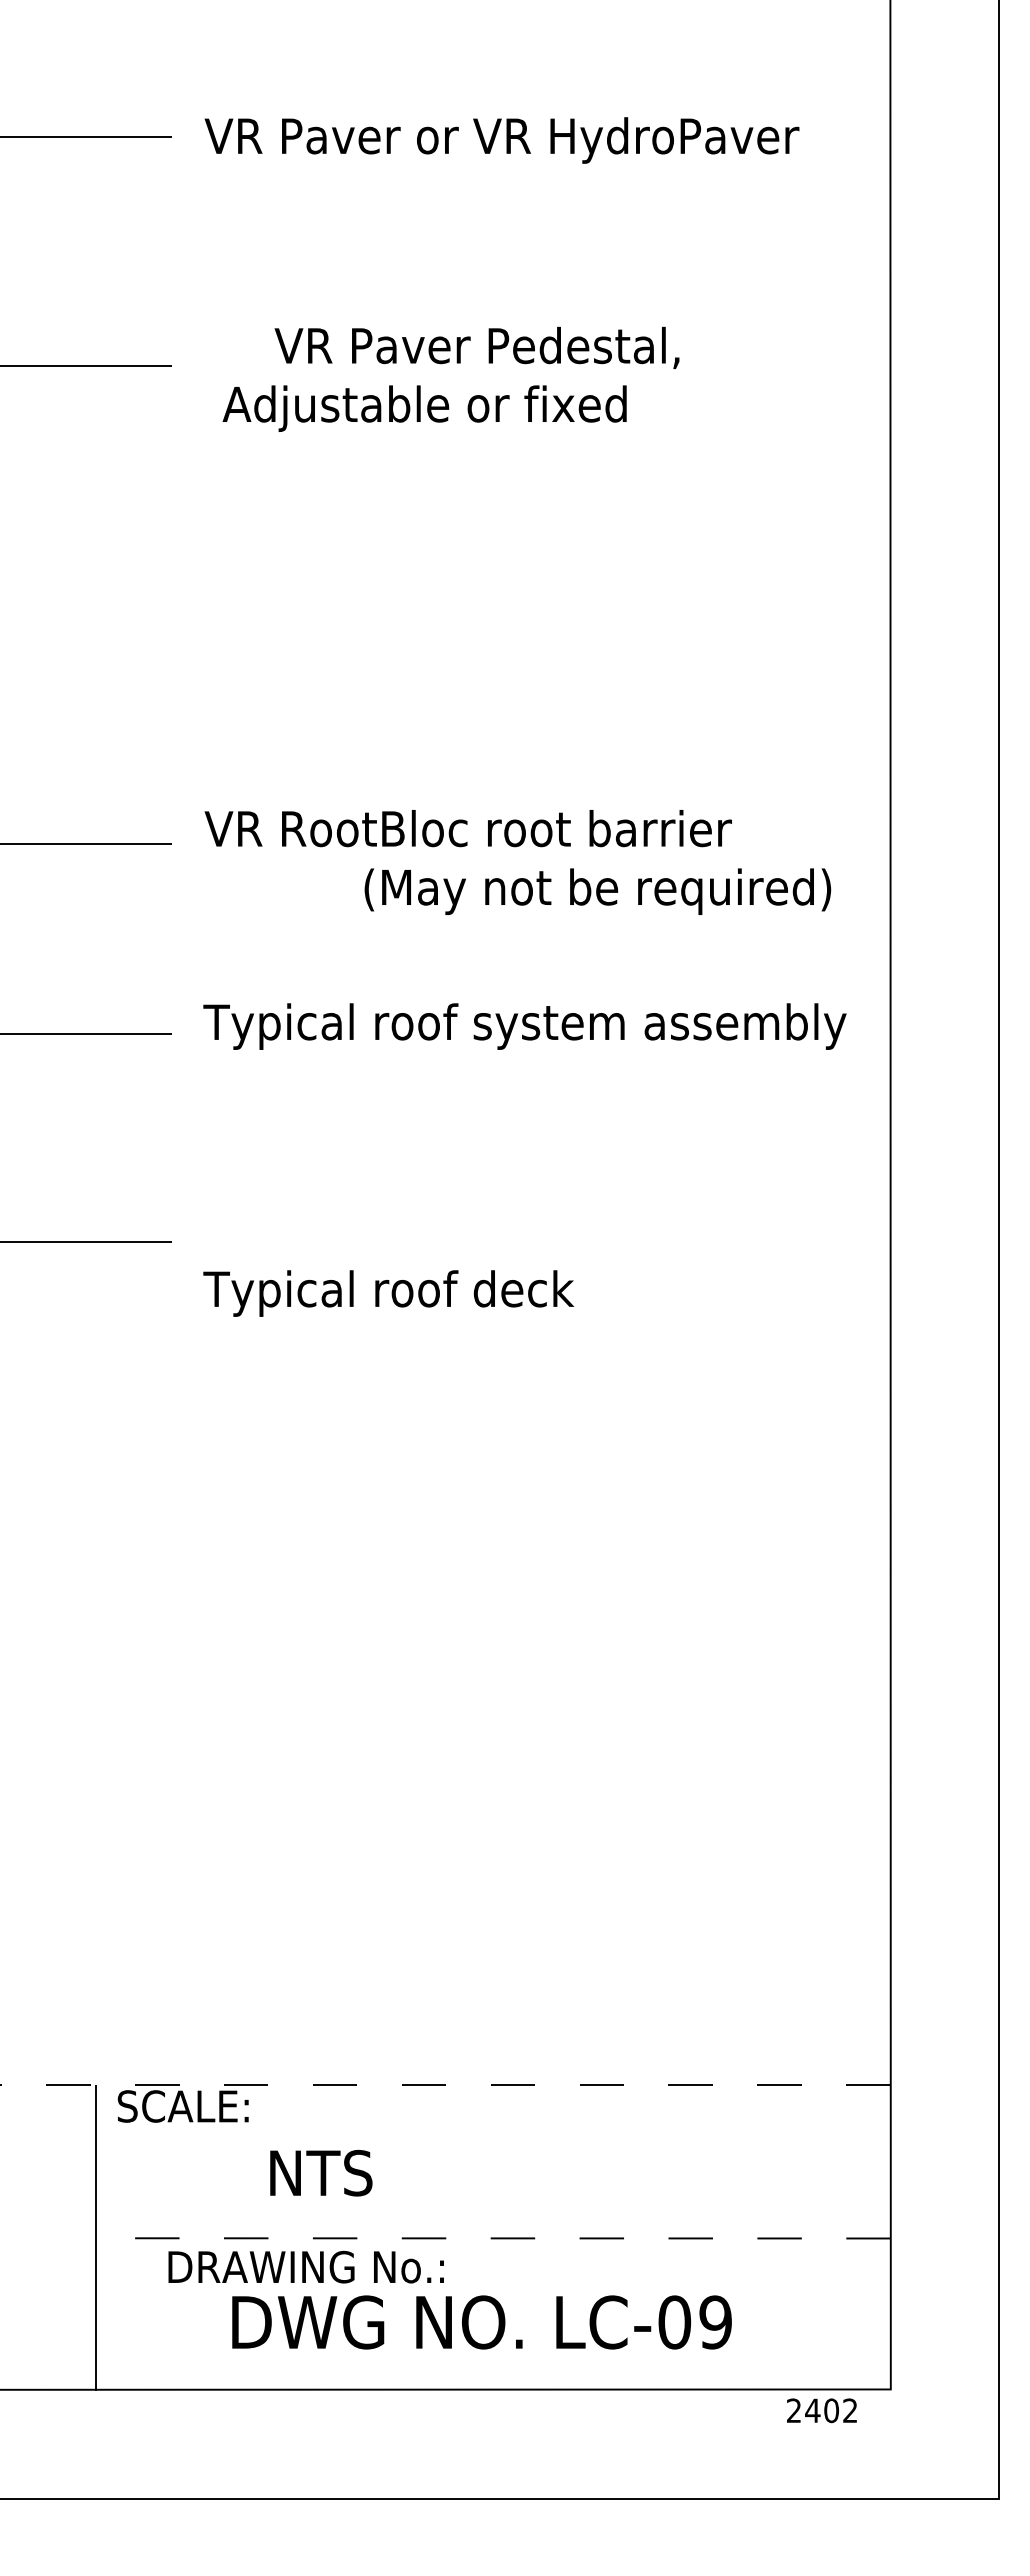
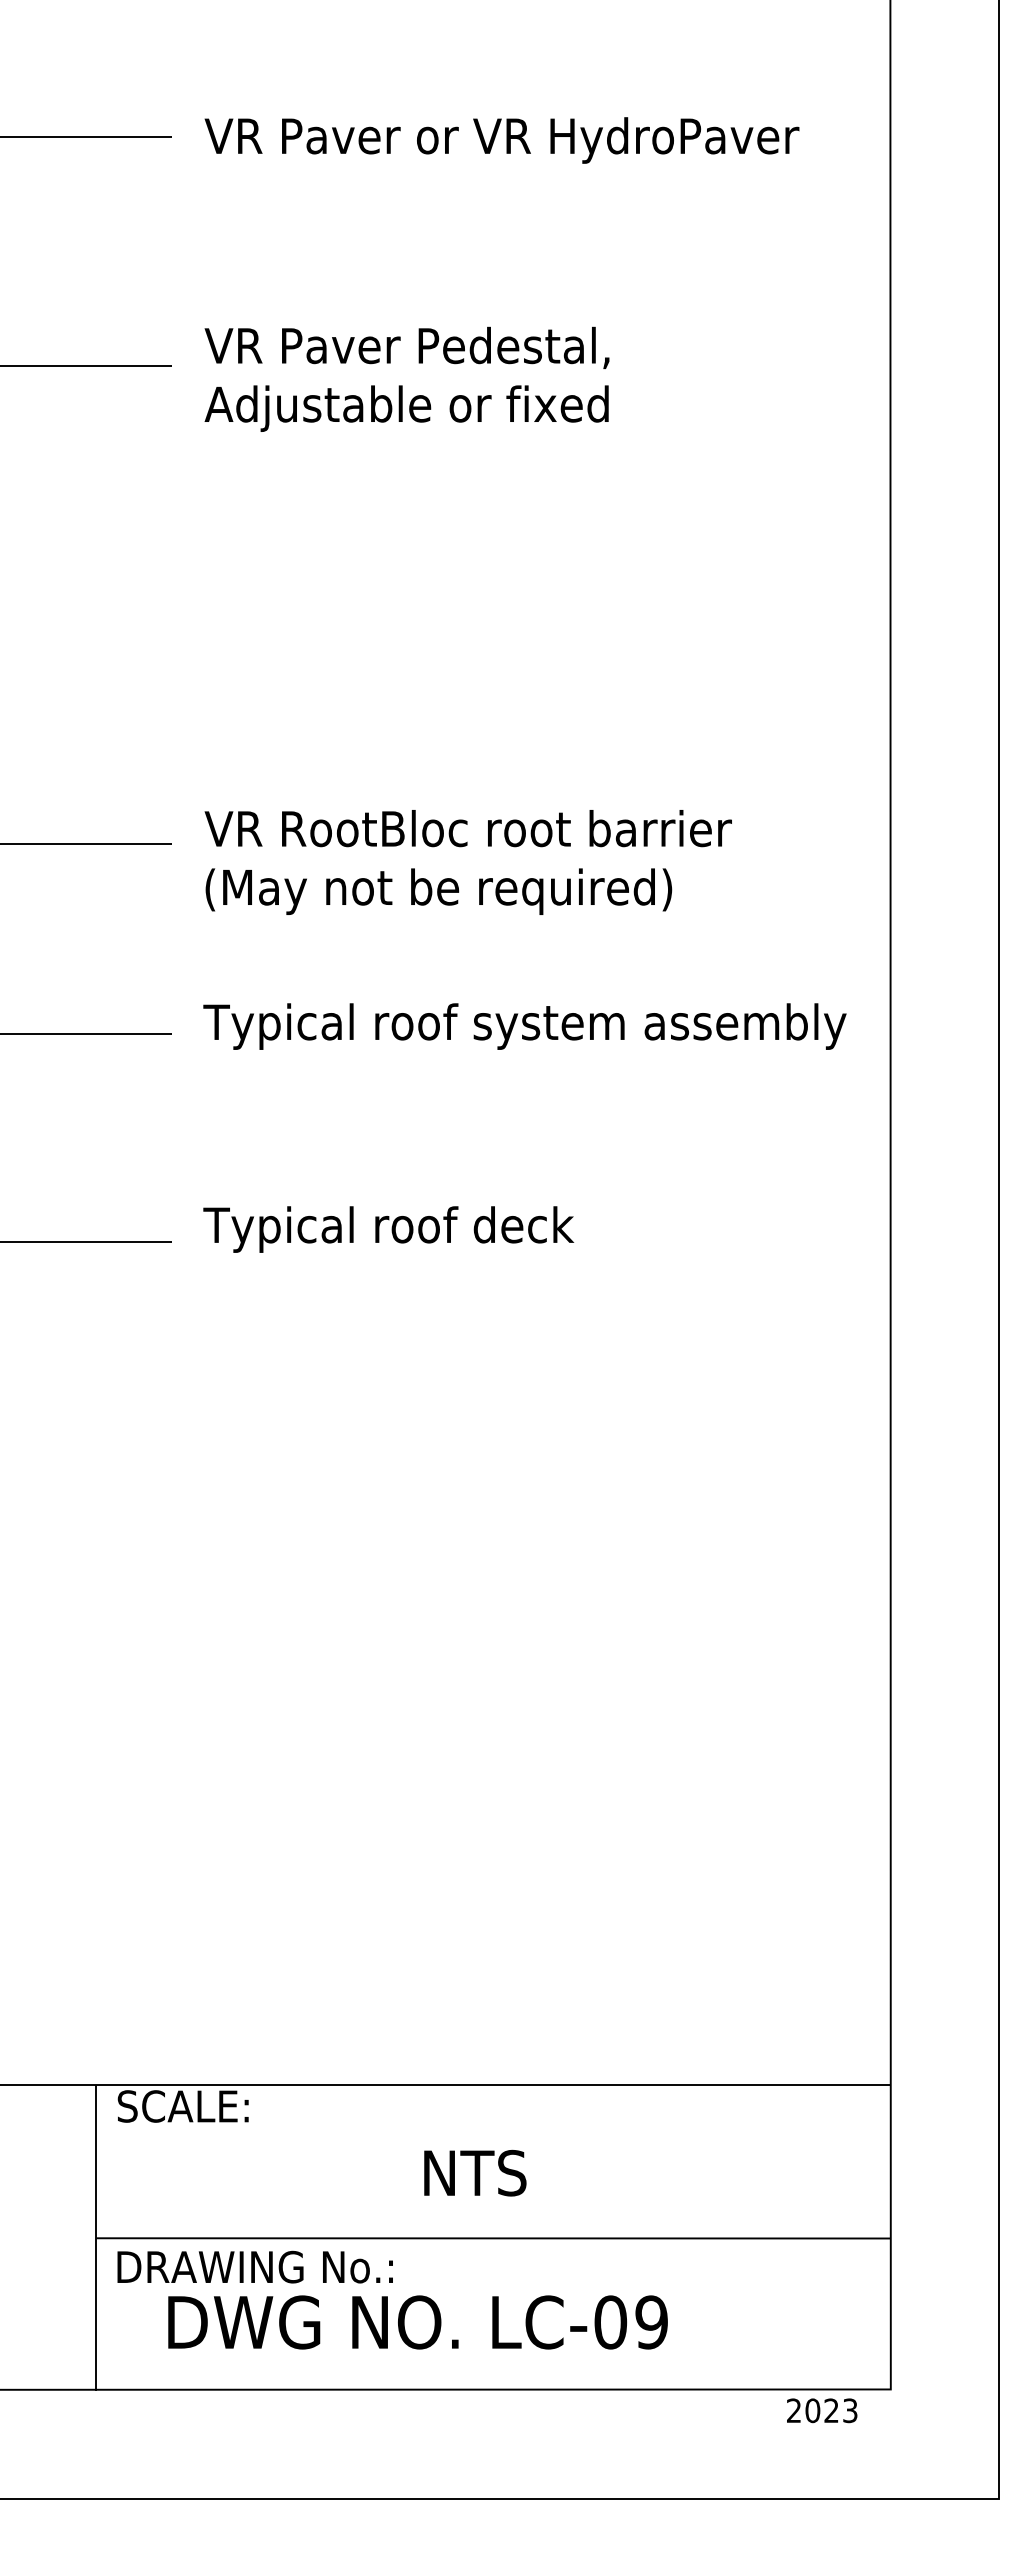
text position: (476, 347) -> (406, 347) (406, 347)
text position: (424, 408) -> (406, 408) (406, 408)
text position: (597, 891) -> (438, 891) (438, 891)
text position: (388, 1293) -> (388, 1229) (388, 1229)
line: dashed -> solid (445, 2084)
text position: (321, 2172) -> (475, 2172) (475, 2172)
line: dashed -> solid (493, 2238)
text position: (305, 2266) -> (254, 2266) (254, 2266)
text position: (481, 2322) -> (417, 2322) (417, 2322)
text: 2402 -> 2023 (831, 2410)
